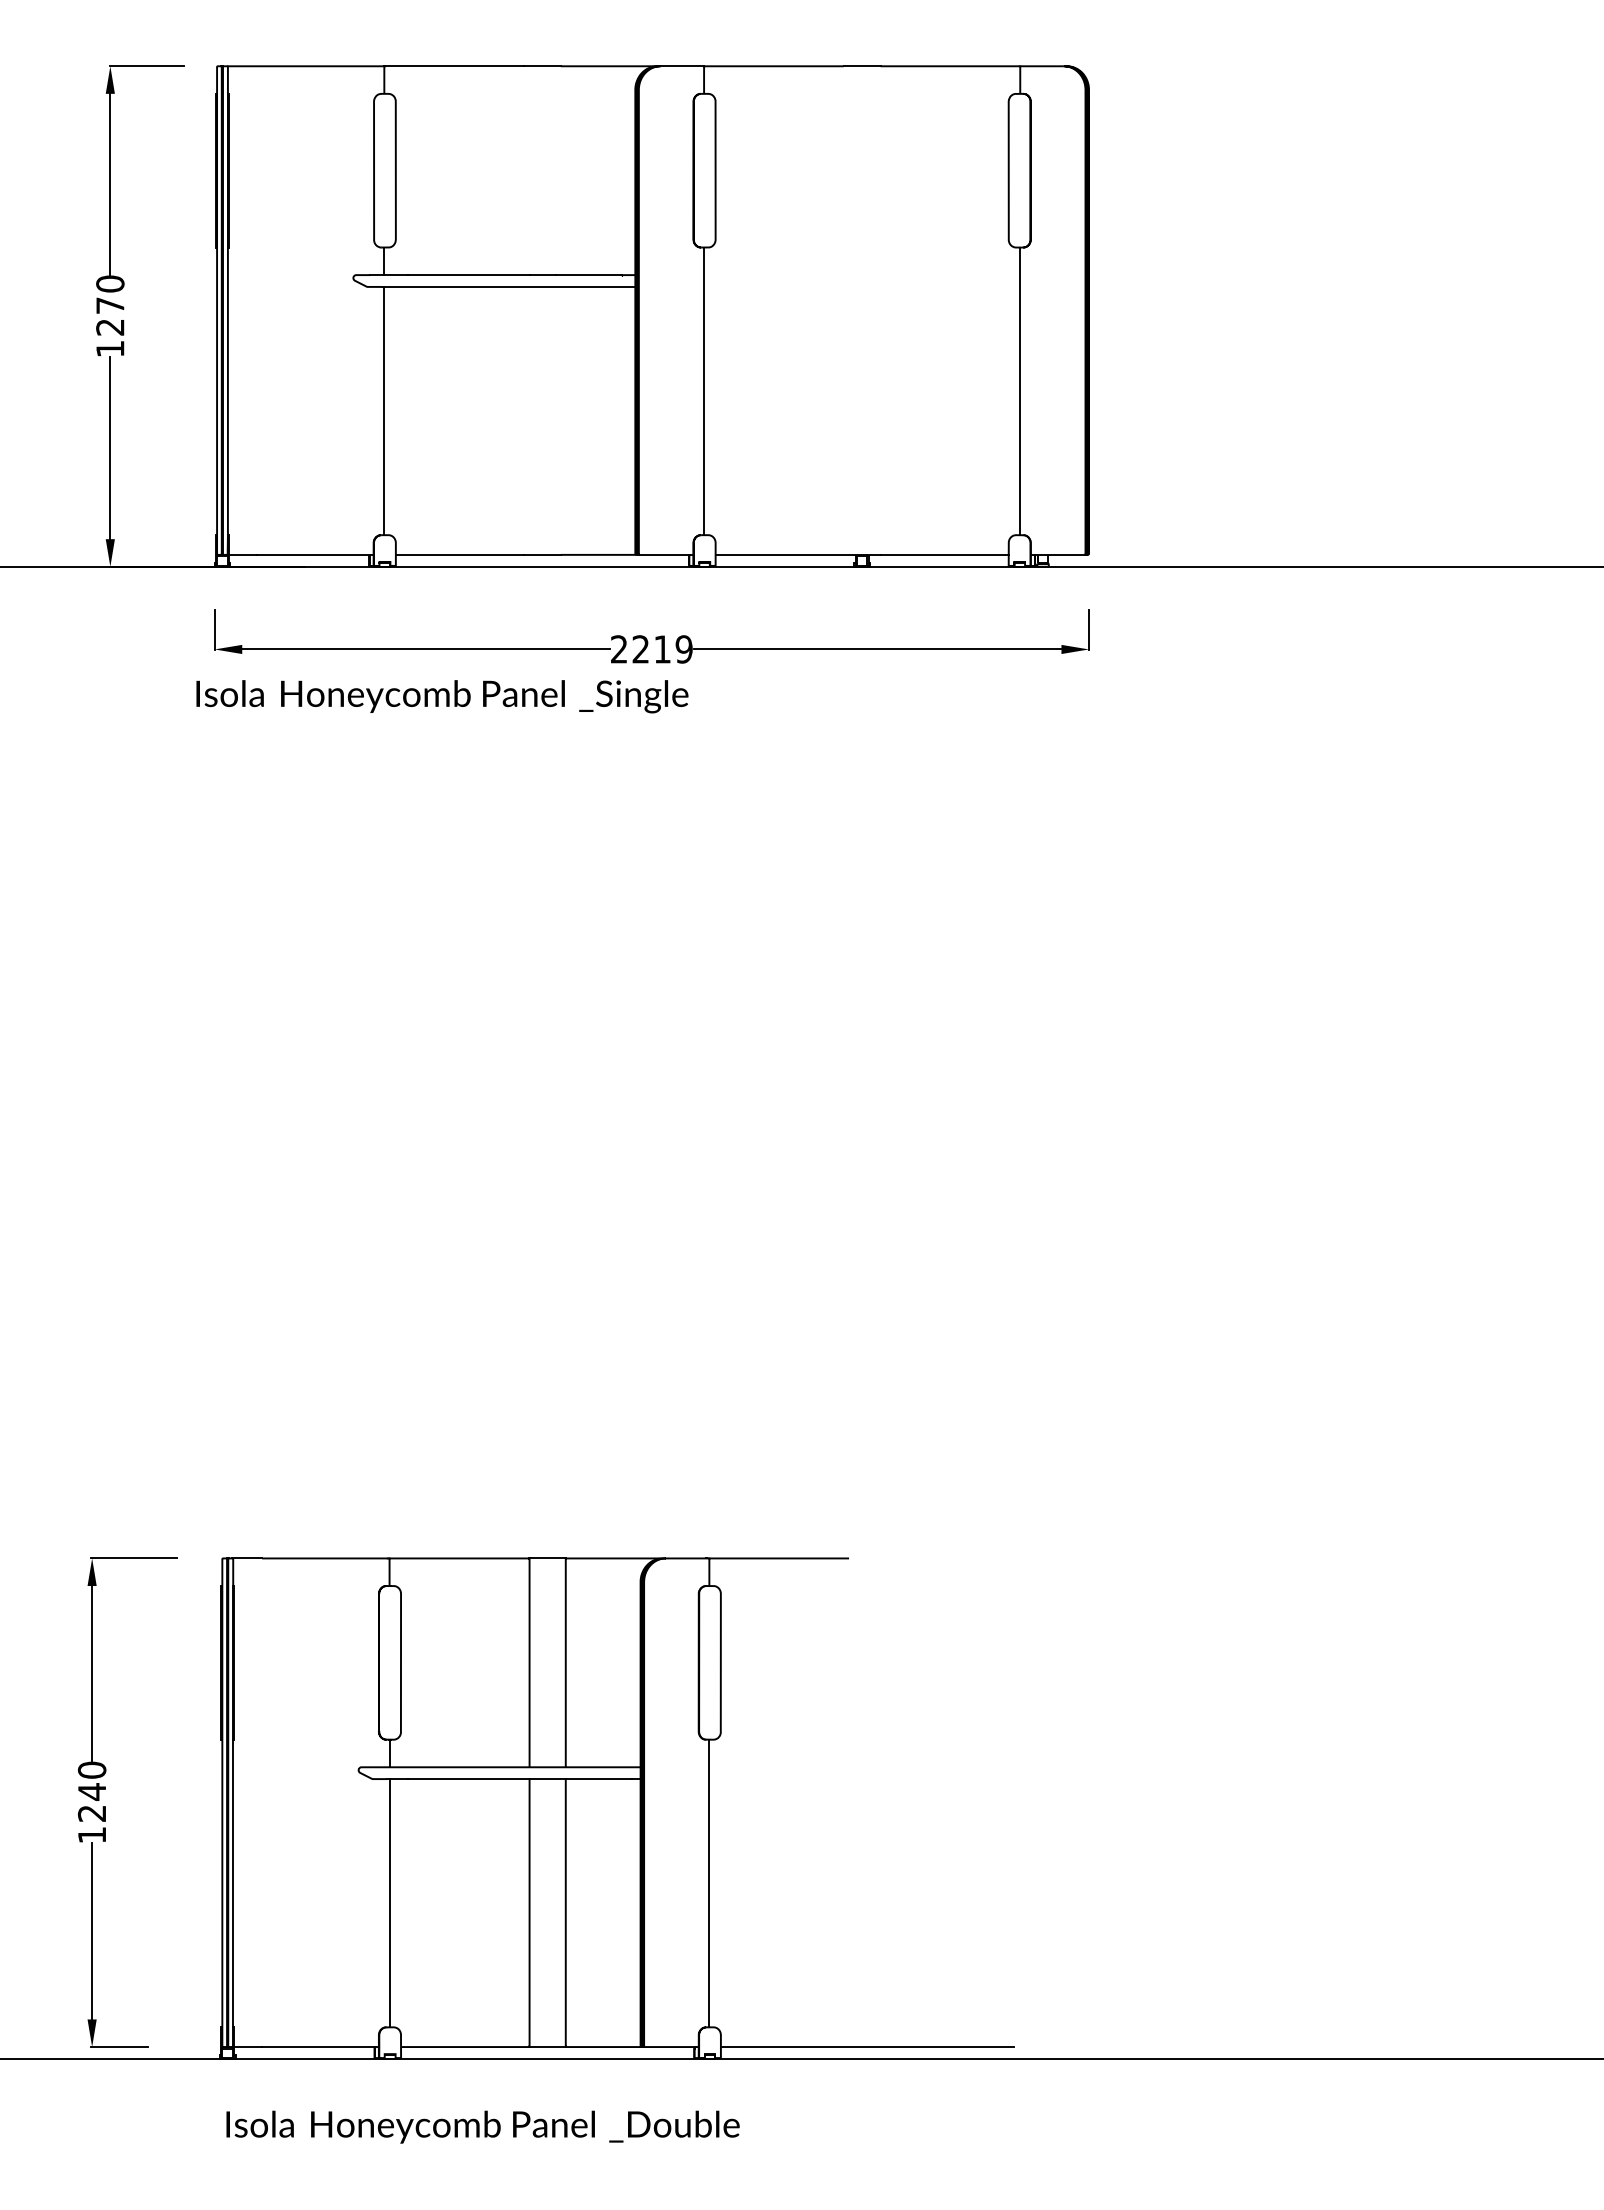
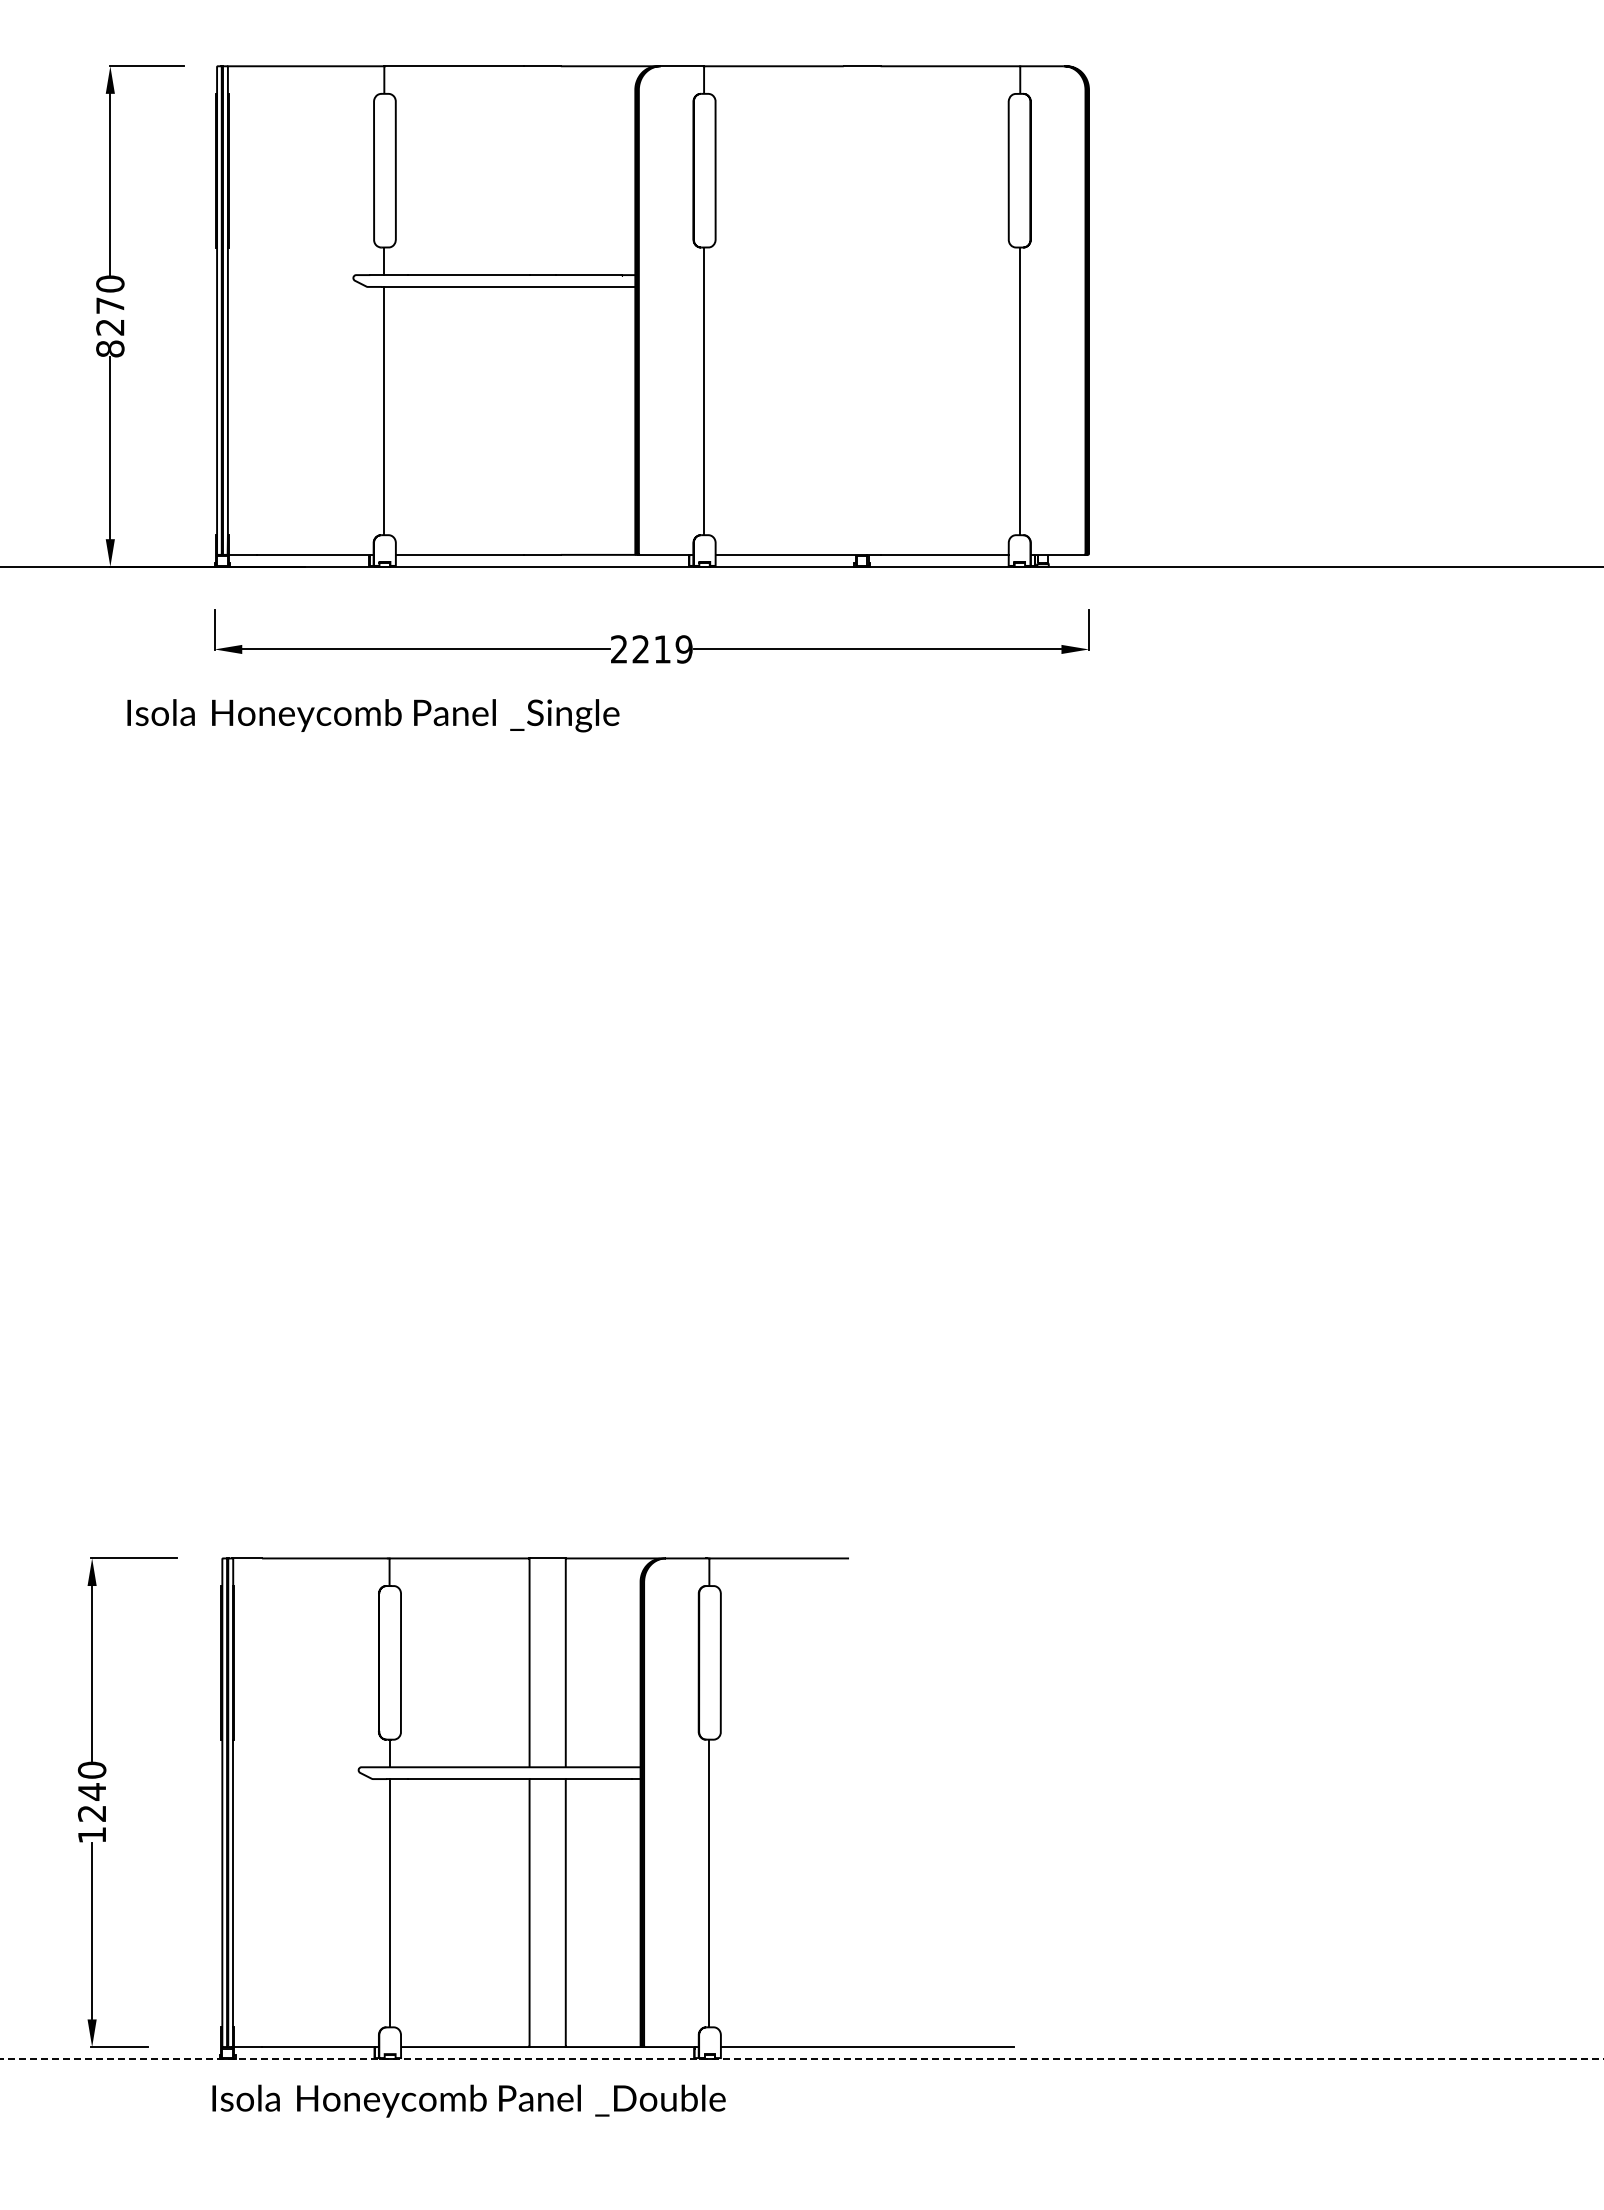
text: 1270 -> 8270 (110, 348)
text position: (442, 696) -> (373, 715) (373, 715)
line: solid -> dashed (802, 2058)
text position: (482, 2126) -> (468, 2100) (468, 2100)
